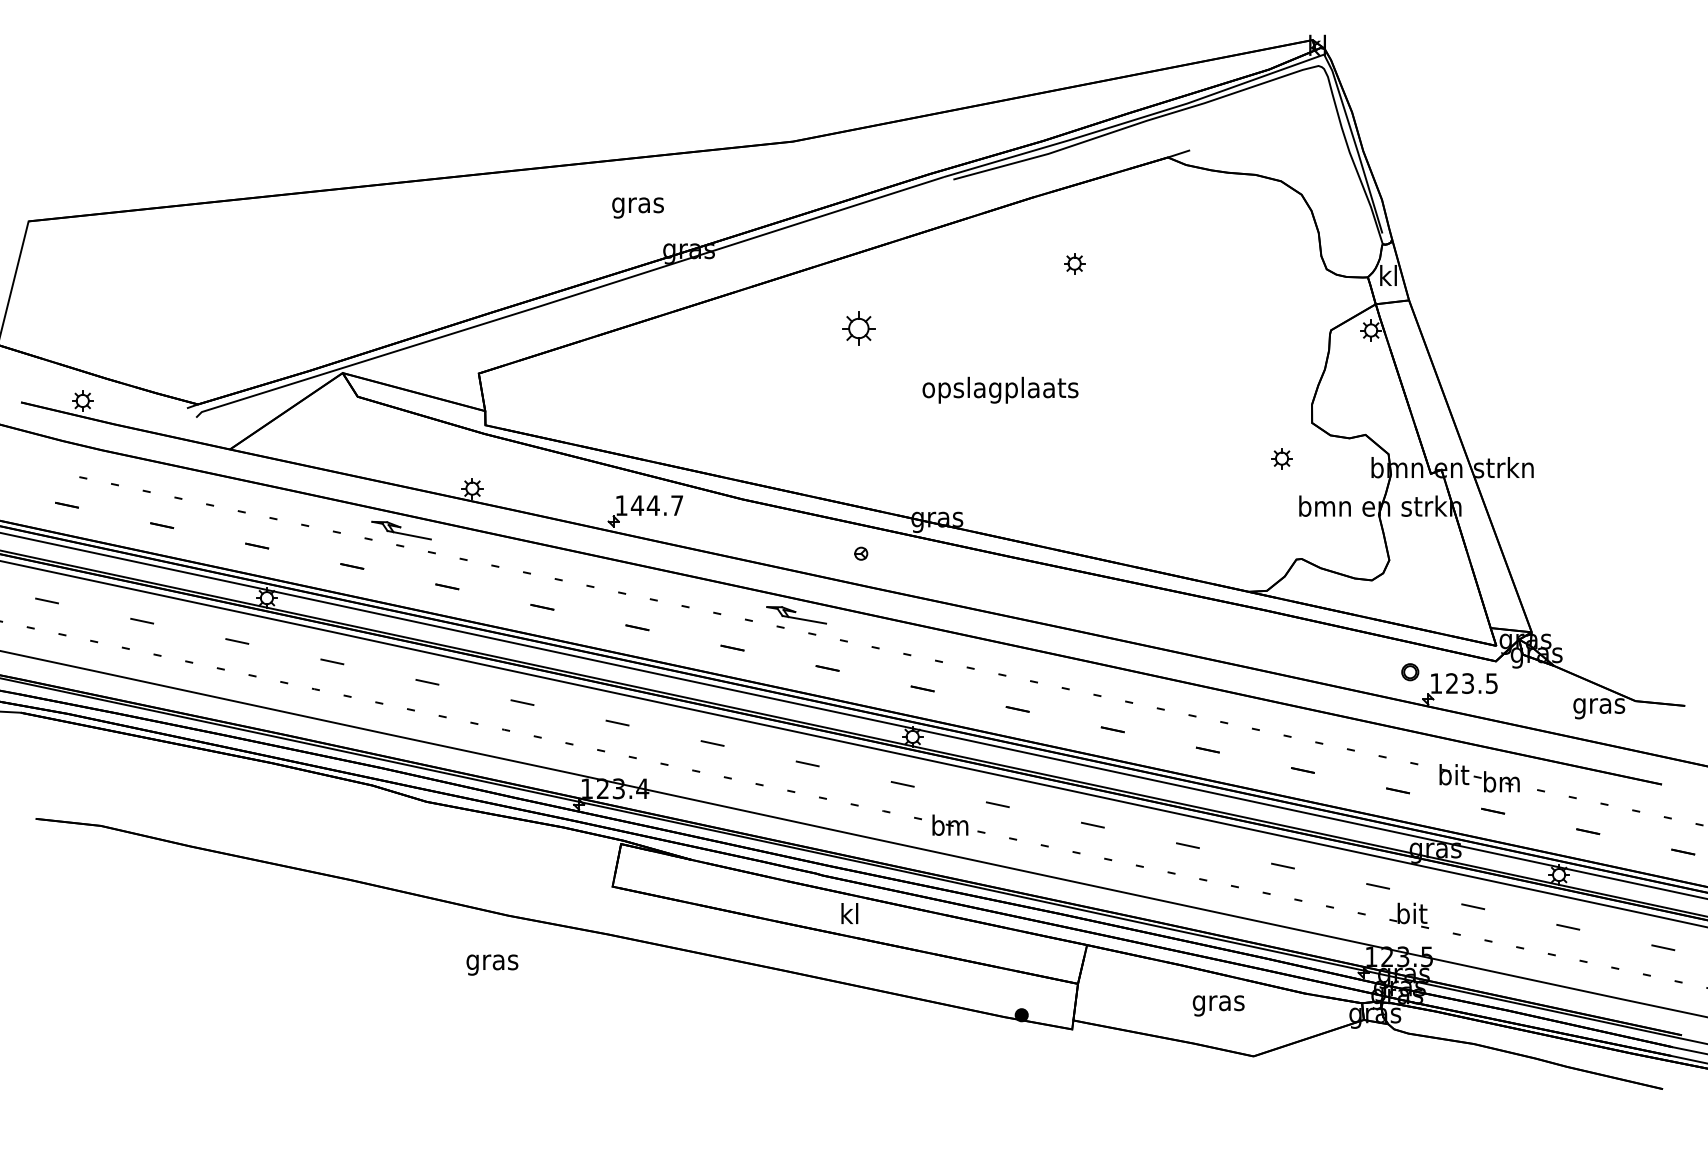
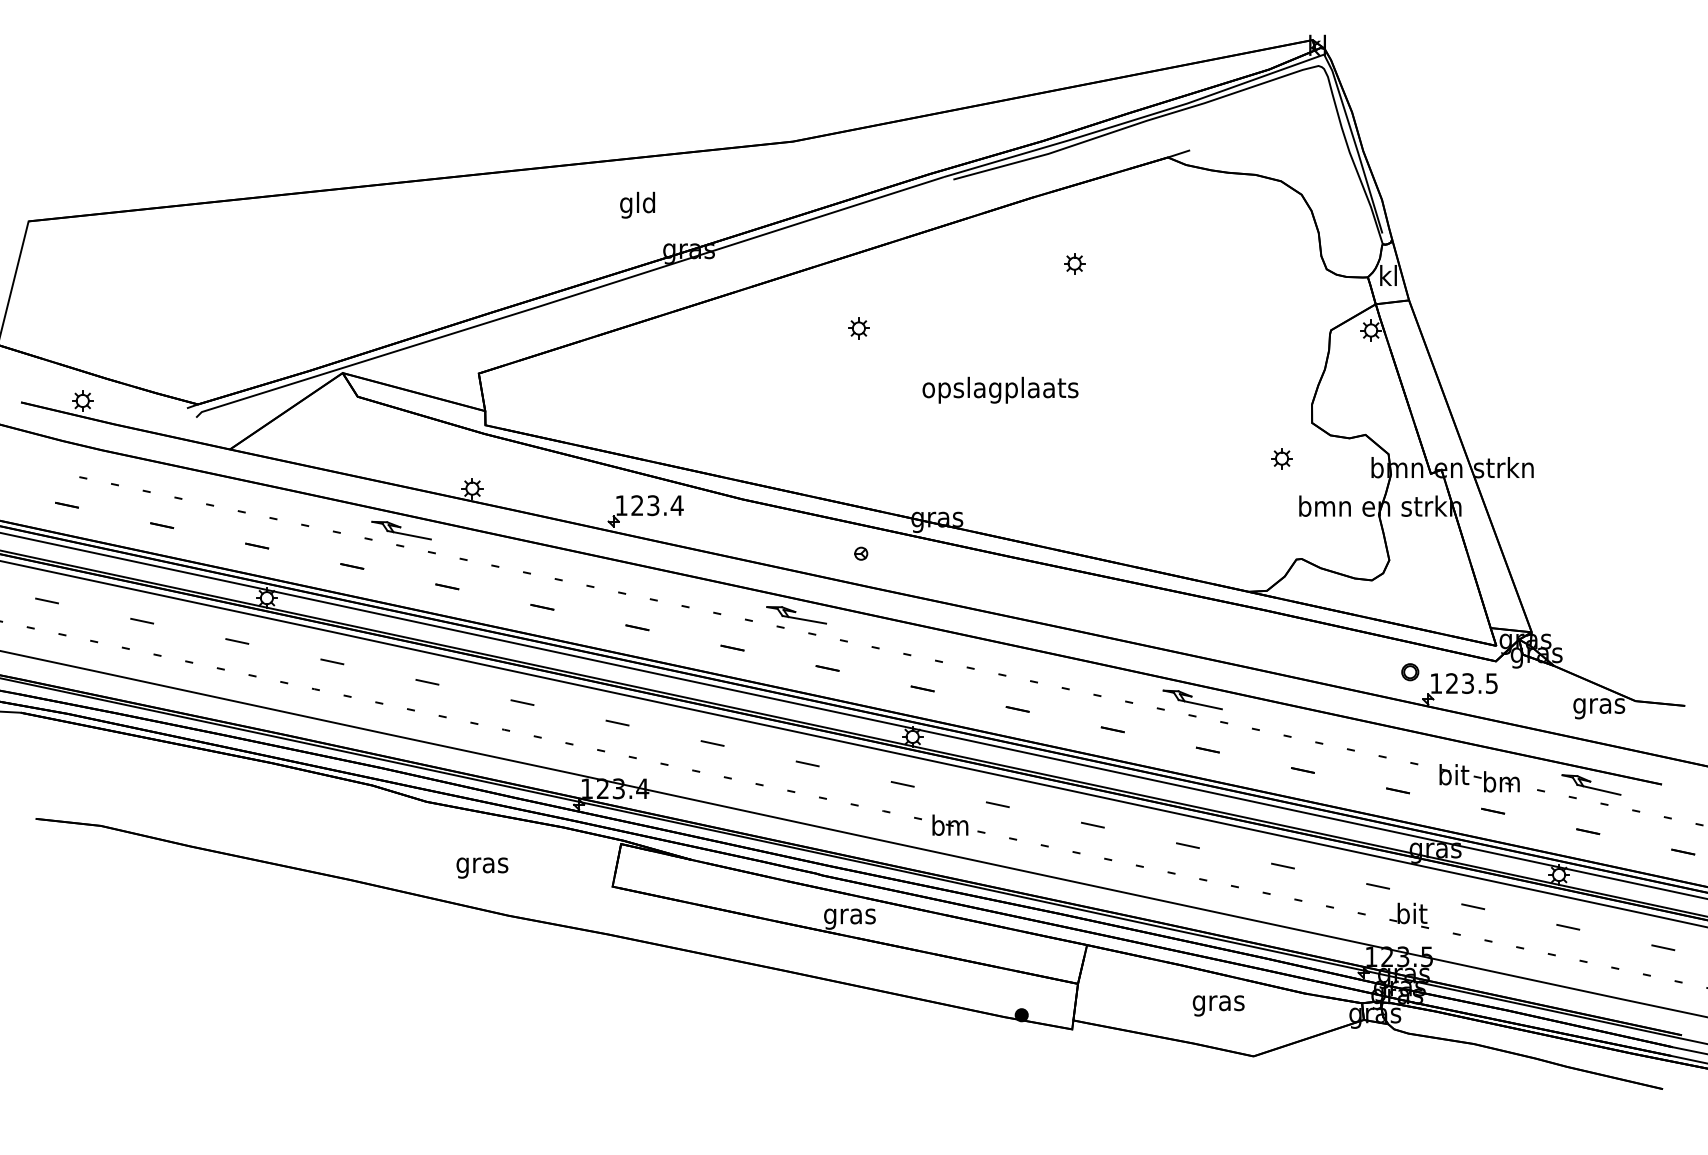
text: gras -> gld (637, 204)
part size: 34x35 px -> 22x23 px (858, 328)
text: 144.7 -> 123.4 (656, 505)
part: none -> present (1192, 699)
part: none -> present (1591, 784)
text: kl -> gras (849, 916)
text position: (492, 964) -> (482, 867) (482, 867)
